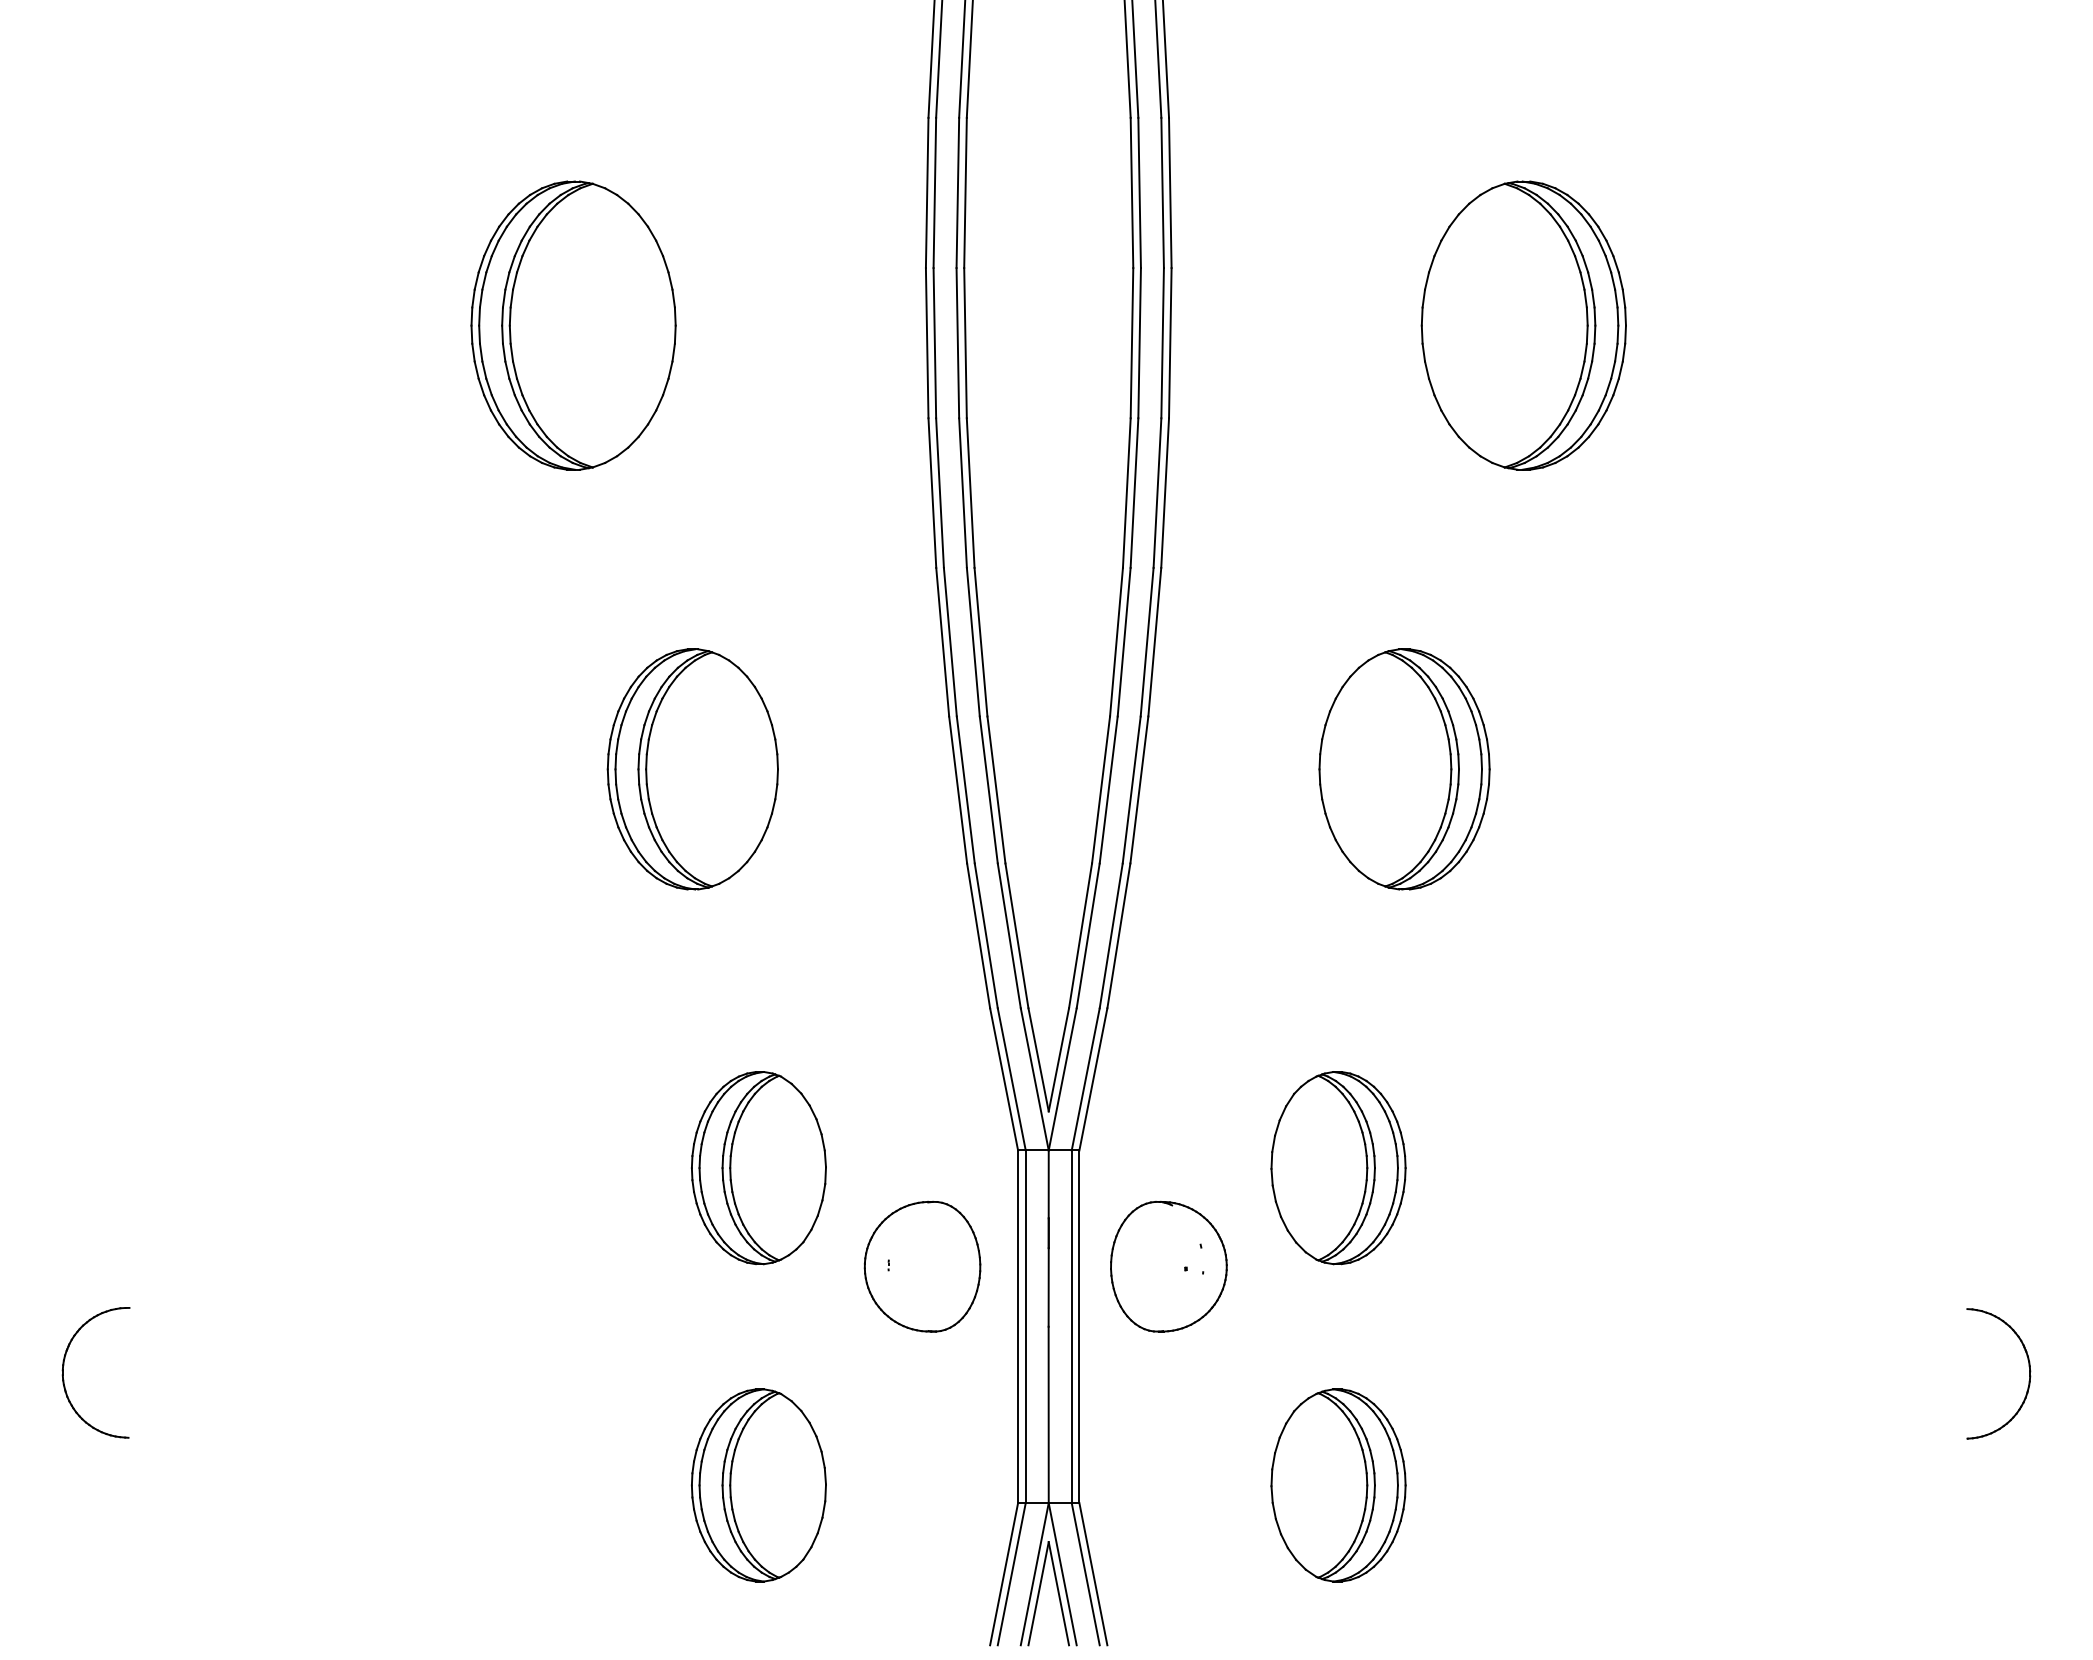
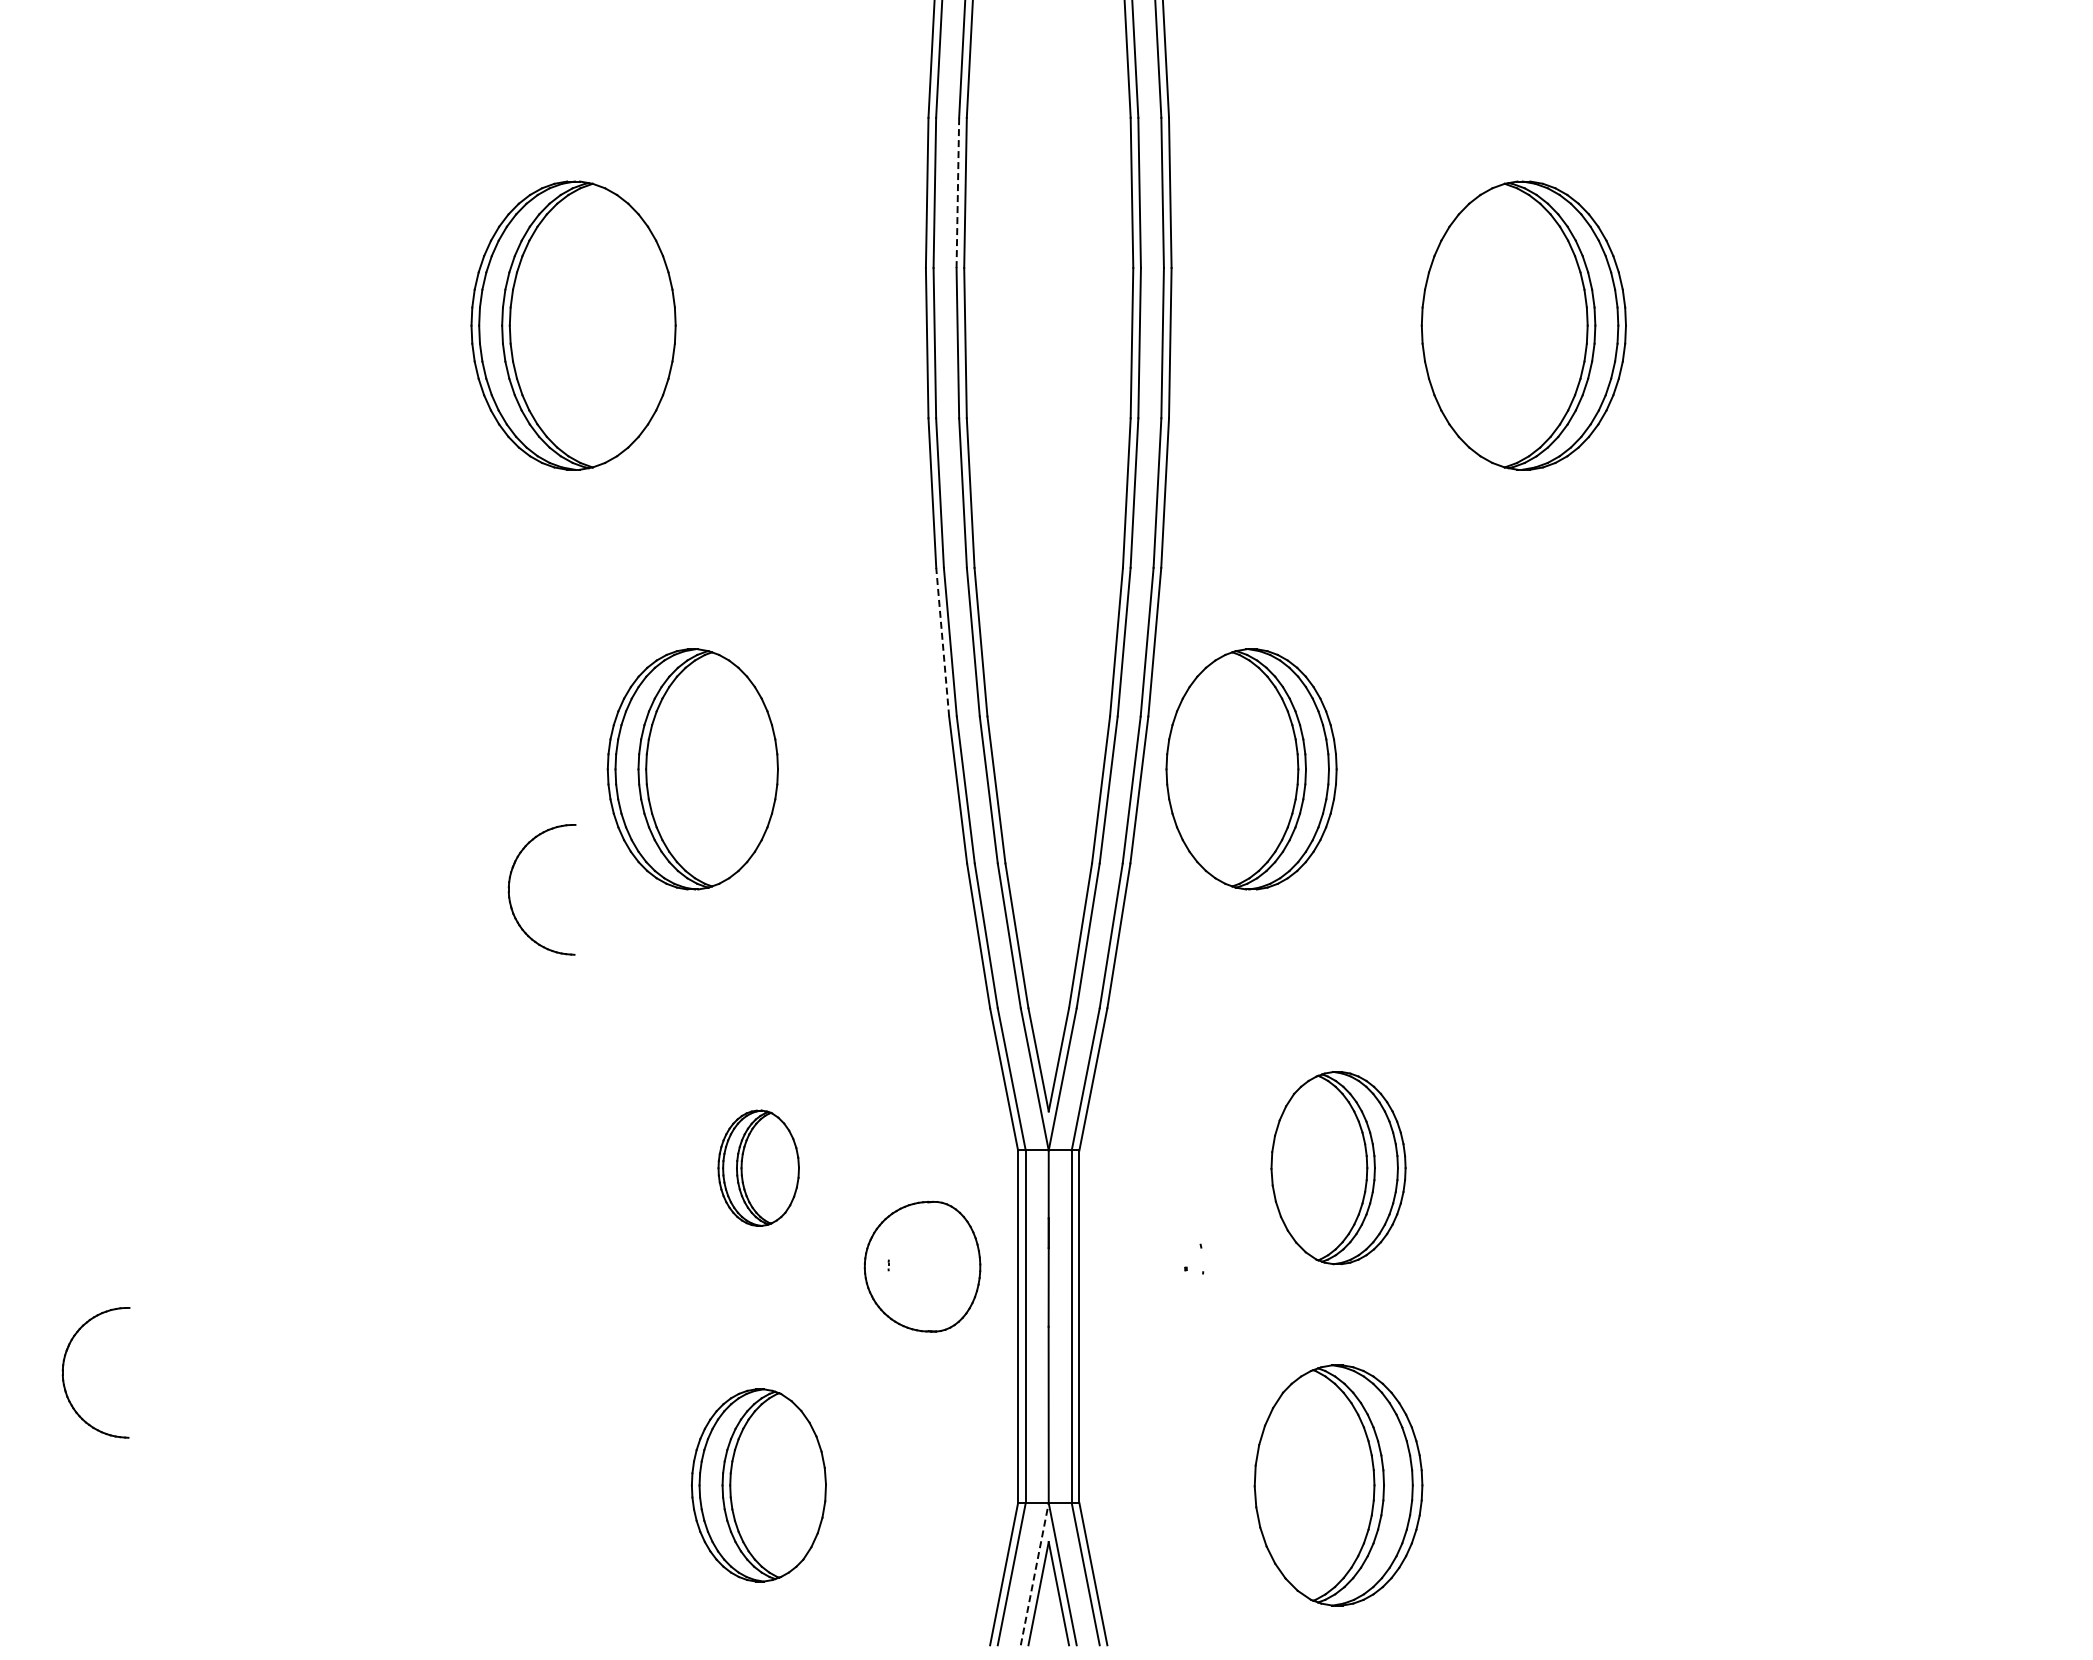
line: solid -> dashed (957, 192)
line: solid -> dashed (942, 642)
part position: (1404, 769) -> (1251, 769) (1251, 769)
part: none -> present (510, 882)
part size: 137x195 px -> 83x118 px (758, 1167)
part: present -> none (1168, 1266)
part: present -> none (2028, 1366)
part size: 137x195 px -> 171x243 px (1338, 1485)
line: solid -> dashed (1034, 1573)
